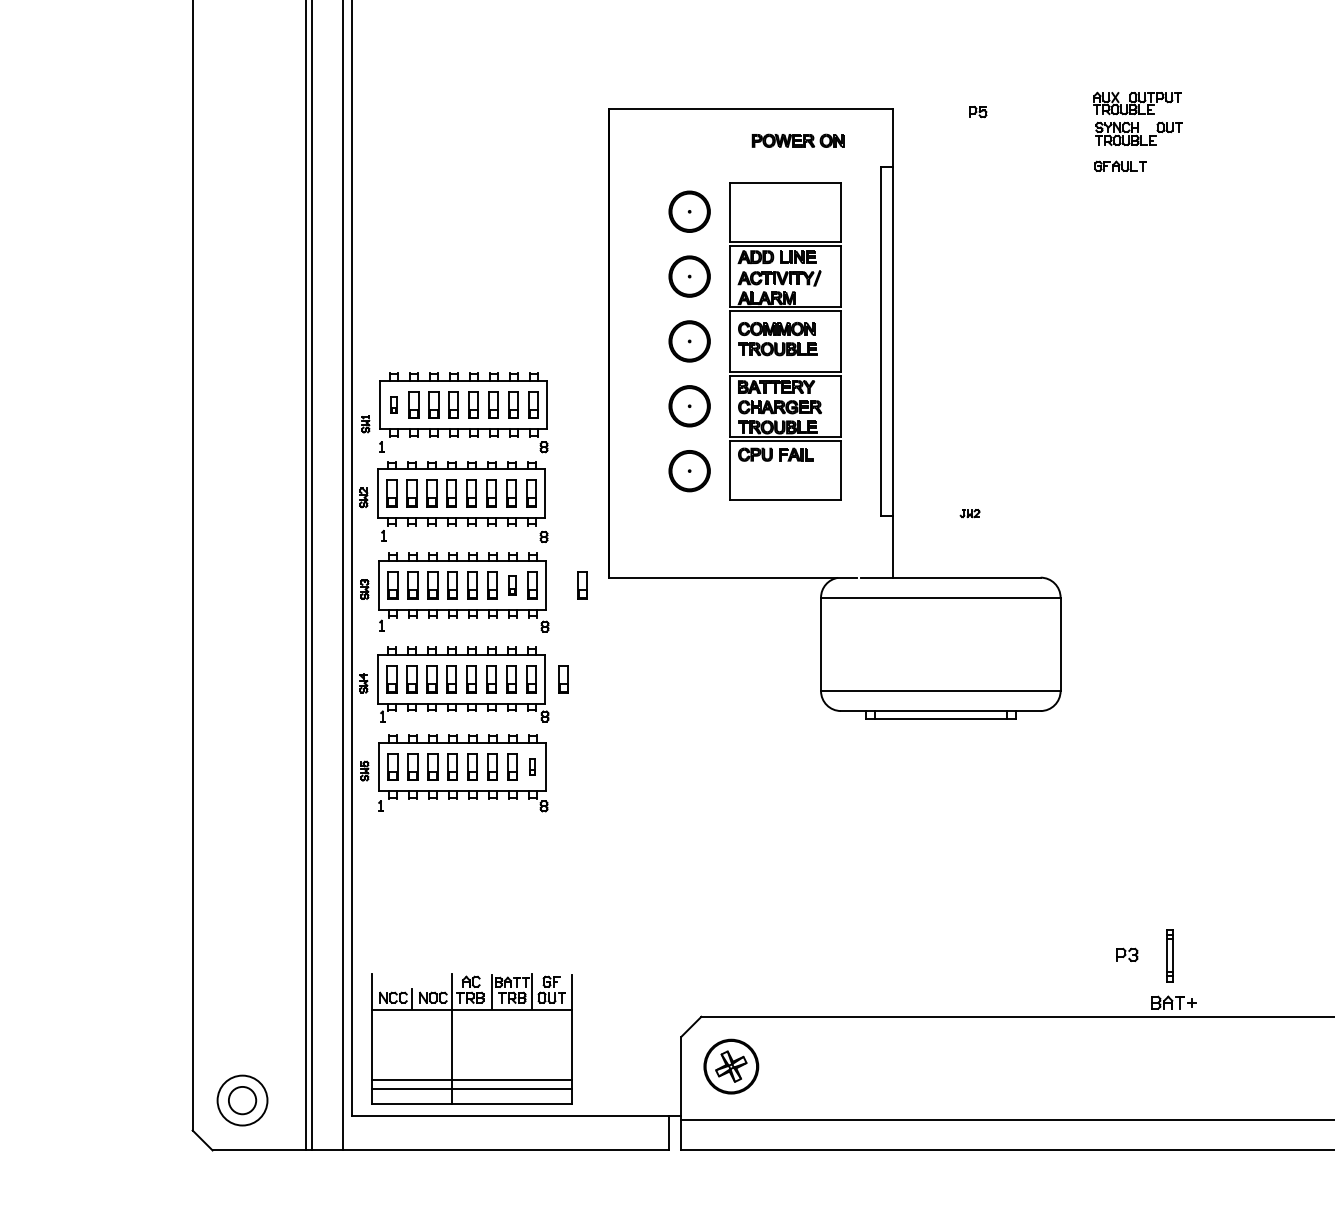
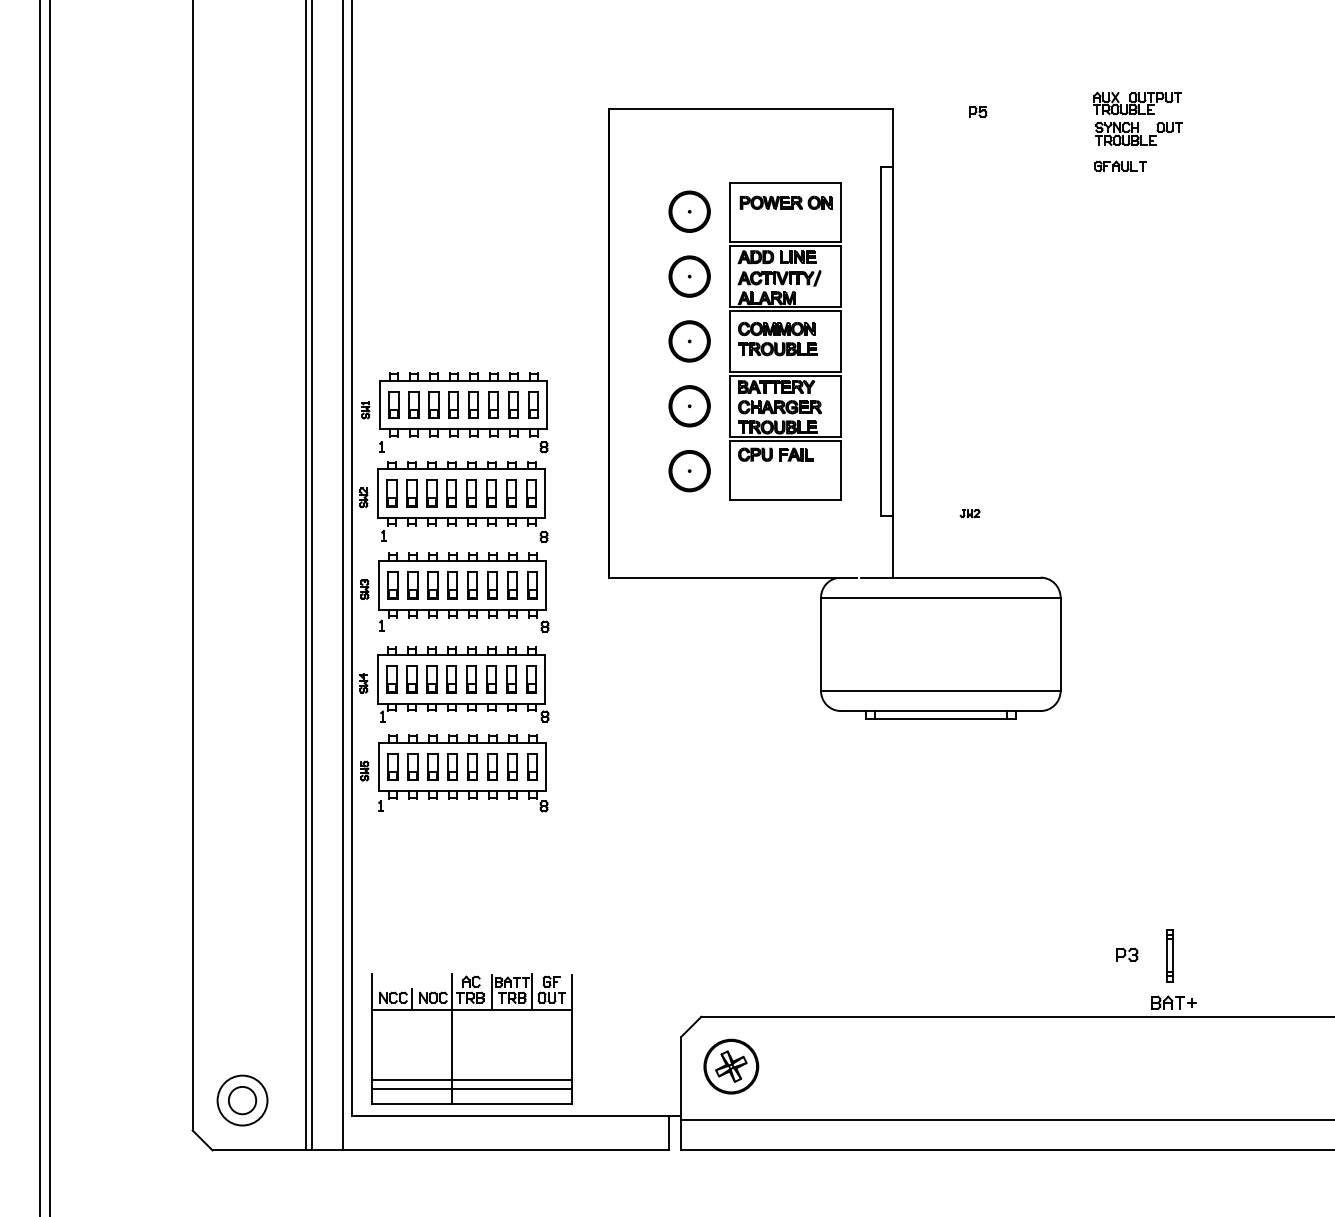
part position: (797, 140) -> (785, 202) (785, 202)
part size: 8x18 px -> 12x28 px (393, 404)
part position: (365, 424) -> (365, 410) (365, 410)
part size: 9x21 px -> 11x29 px (512, 585)
part: present -> none (582, 585)
line: none -> present (40, 607)
line: none -> present (49, 607)
part: present -> none (563, 679)
part size: 7x18 px -> 11x28 px (532, 766)
